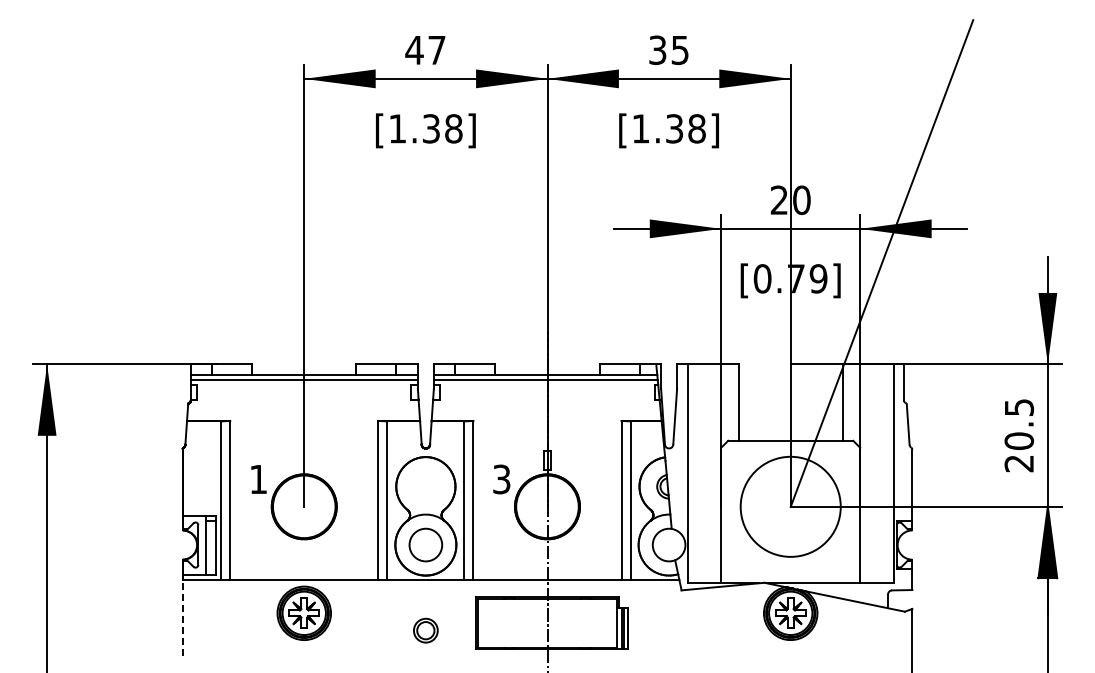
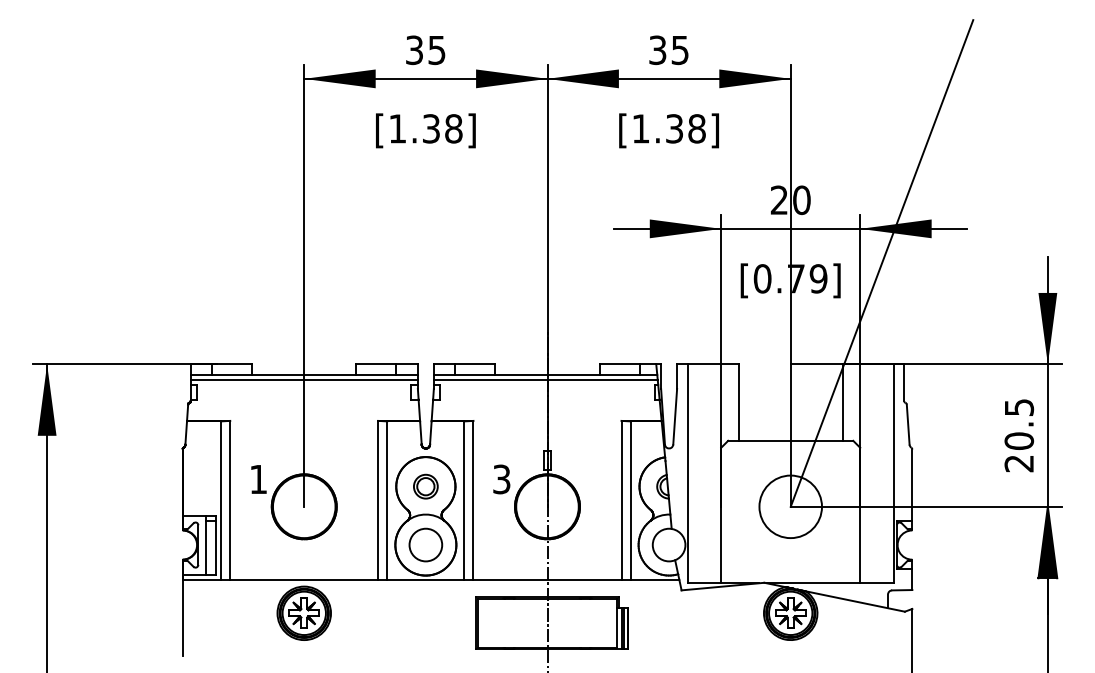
text: 47 -> 35 (425, 50)
circle diameter: 100 px -> 63 px (790, 506)
line: dashed -> solid (182, 617)
part position: (425, 630) -> (425, 486) (425, 486)
